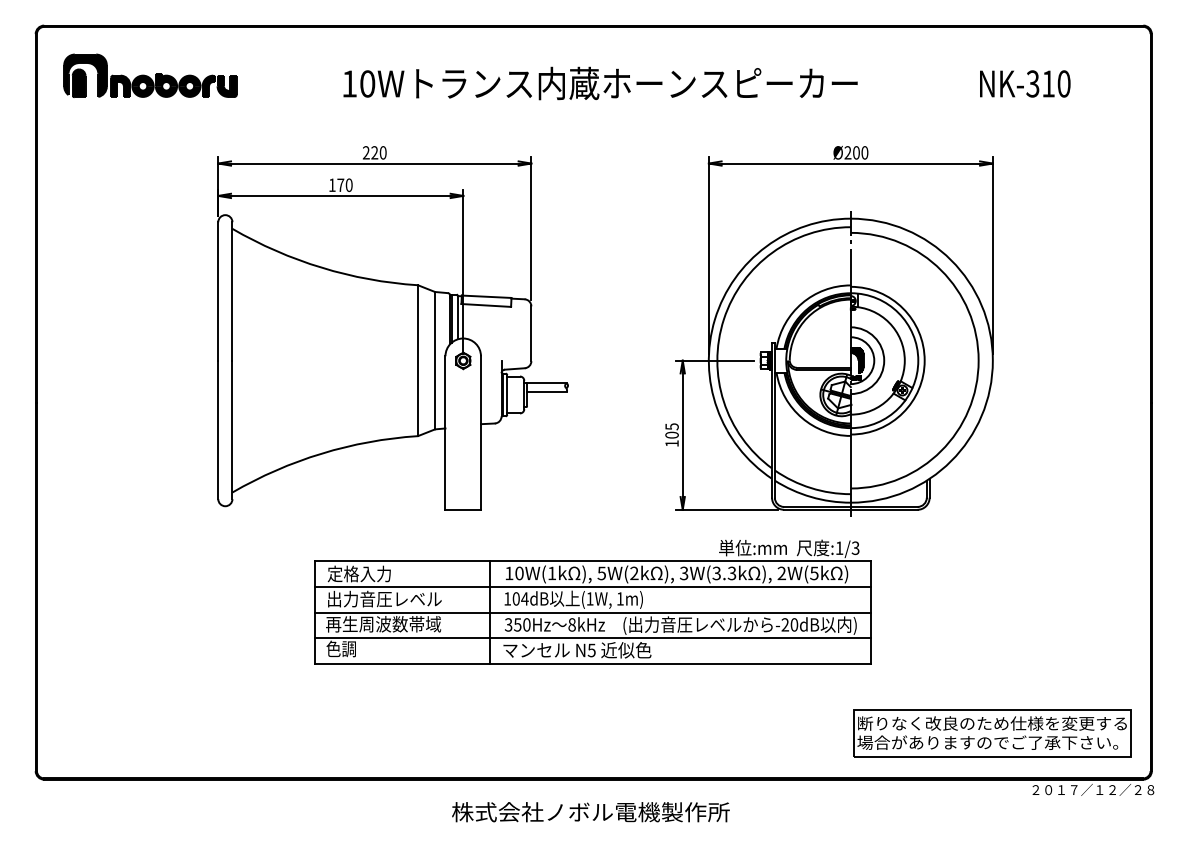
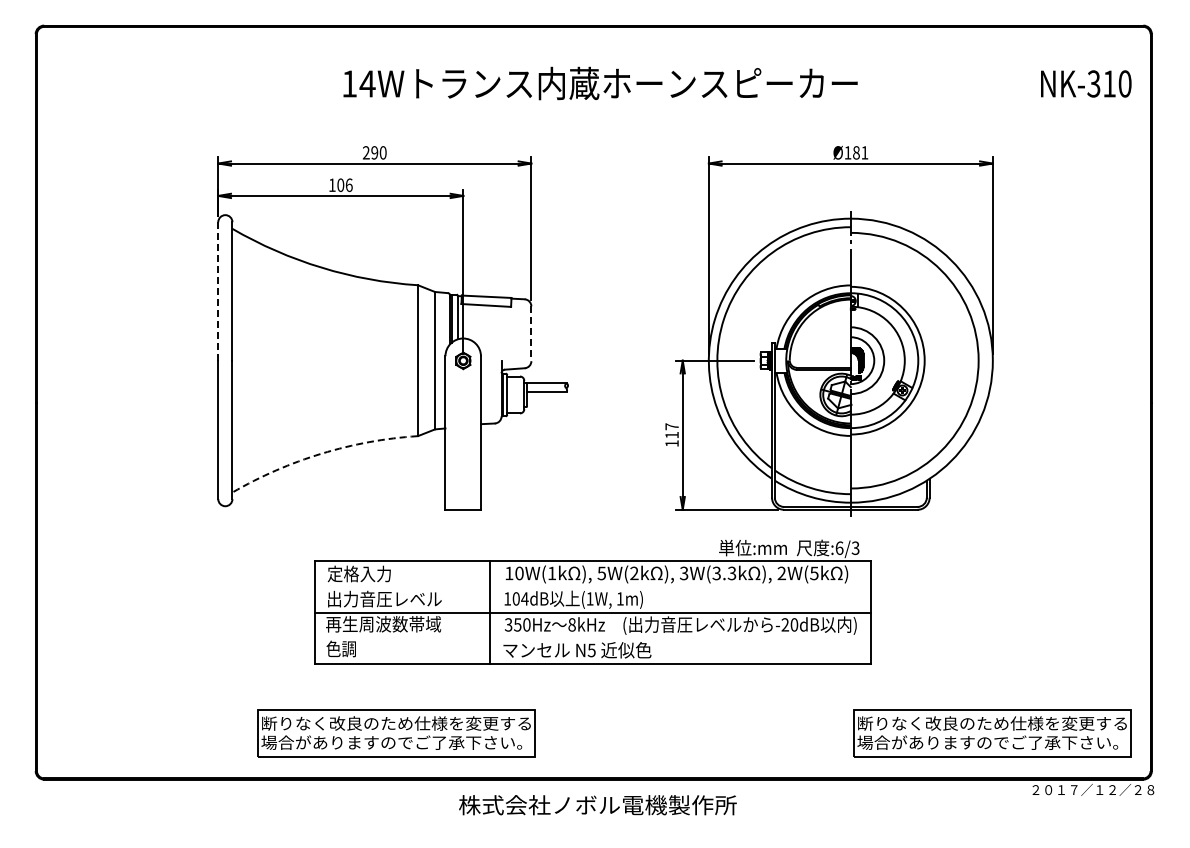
part: present -> none (150, 75)
text: 10W -> 14W (367, 83)
text position: (1025, 83) -> (1086, 83) (1086, 83)
text: 220 -> 290 (374, 152)
text: Ø200 -> Ø181 (856, 152)
text: 170 -> 106 (344, 185)
line: solid -> dashed (218, 290)
line: solid -> dashed (531, 334)
text: 105 -> 117 (671, 430)
arc: solid -> dashed (321, 453)
text: :1/3 -> :6/3 (839, 547)
line: present -> none (592, 587)
line: present -> none (592, 638)
part: none -> present (396, 733)
text position: (590, 812) -> (597, 805) (597, 805)
